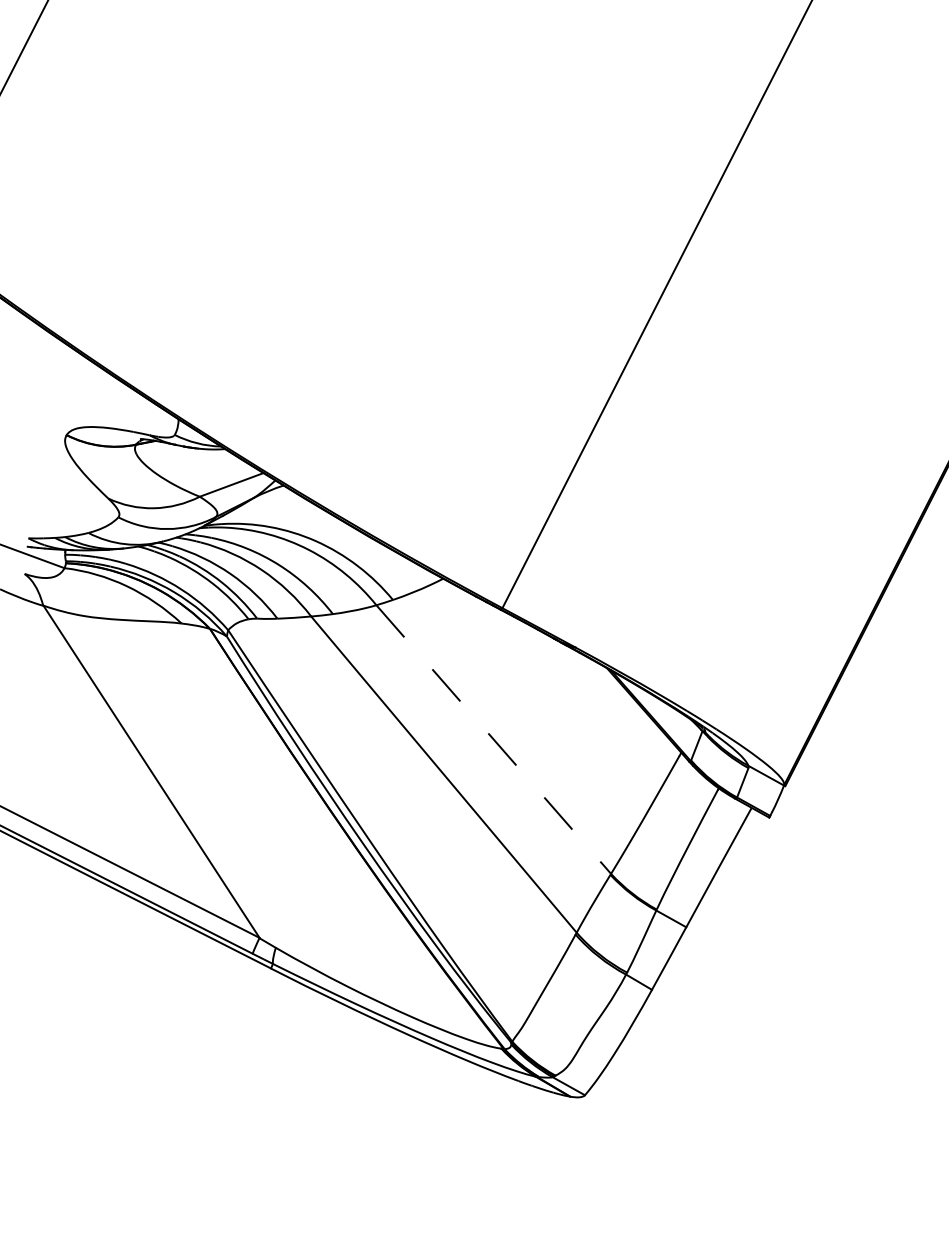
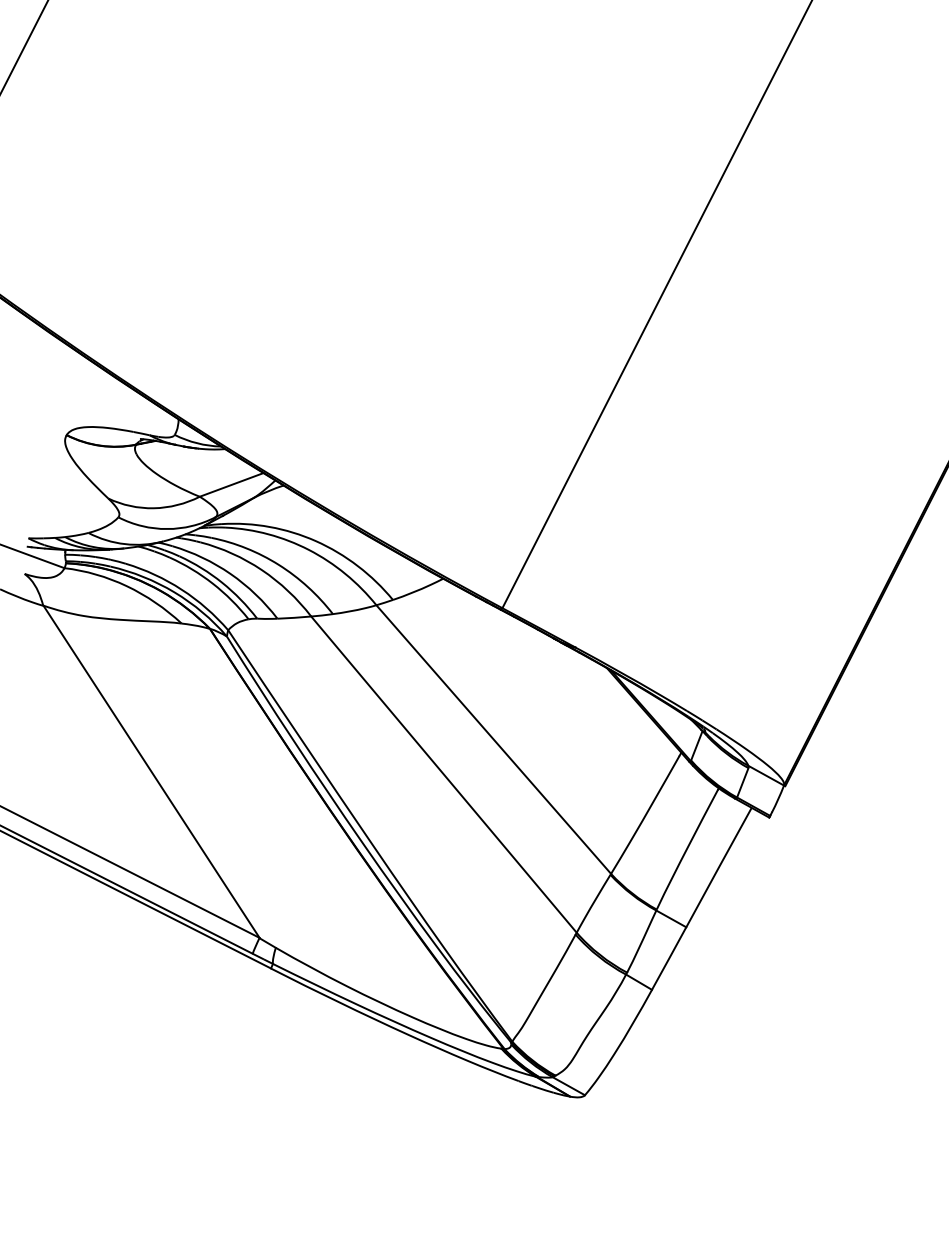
line: dashed -> solid (494, 739)
